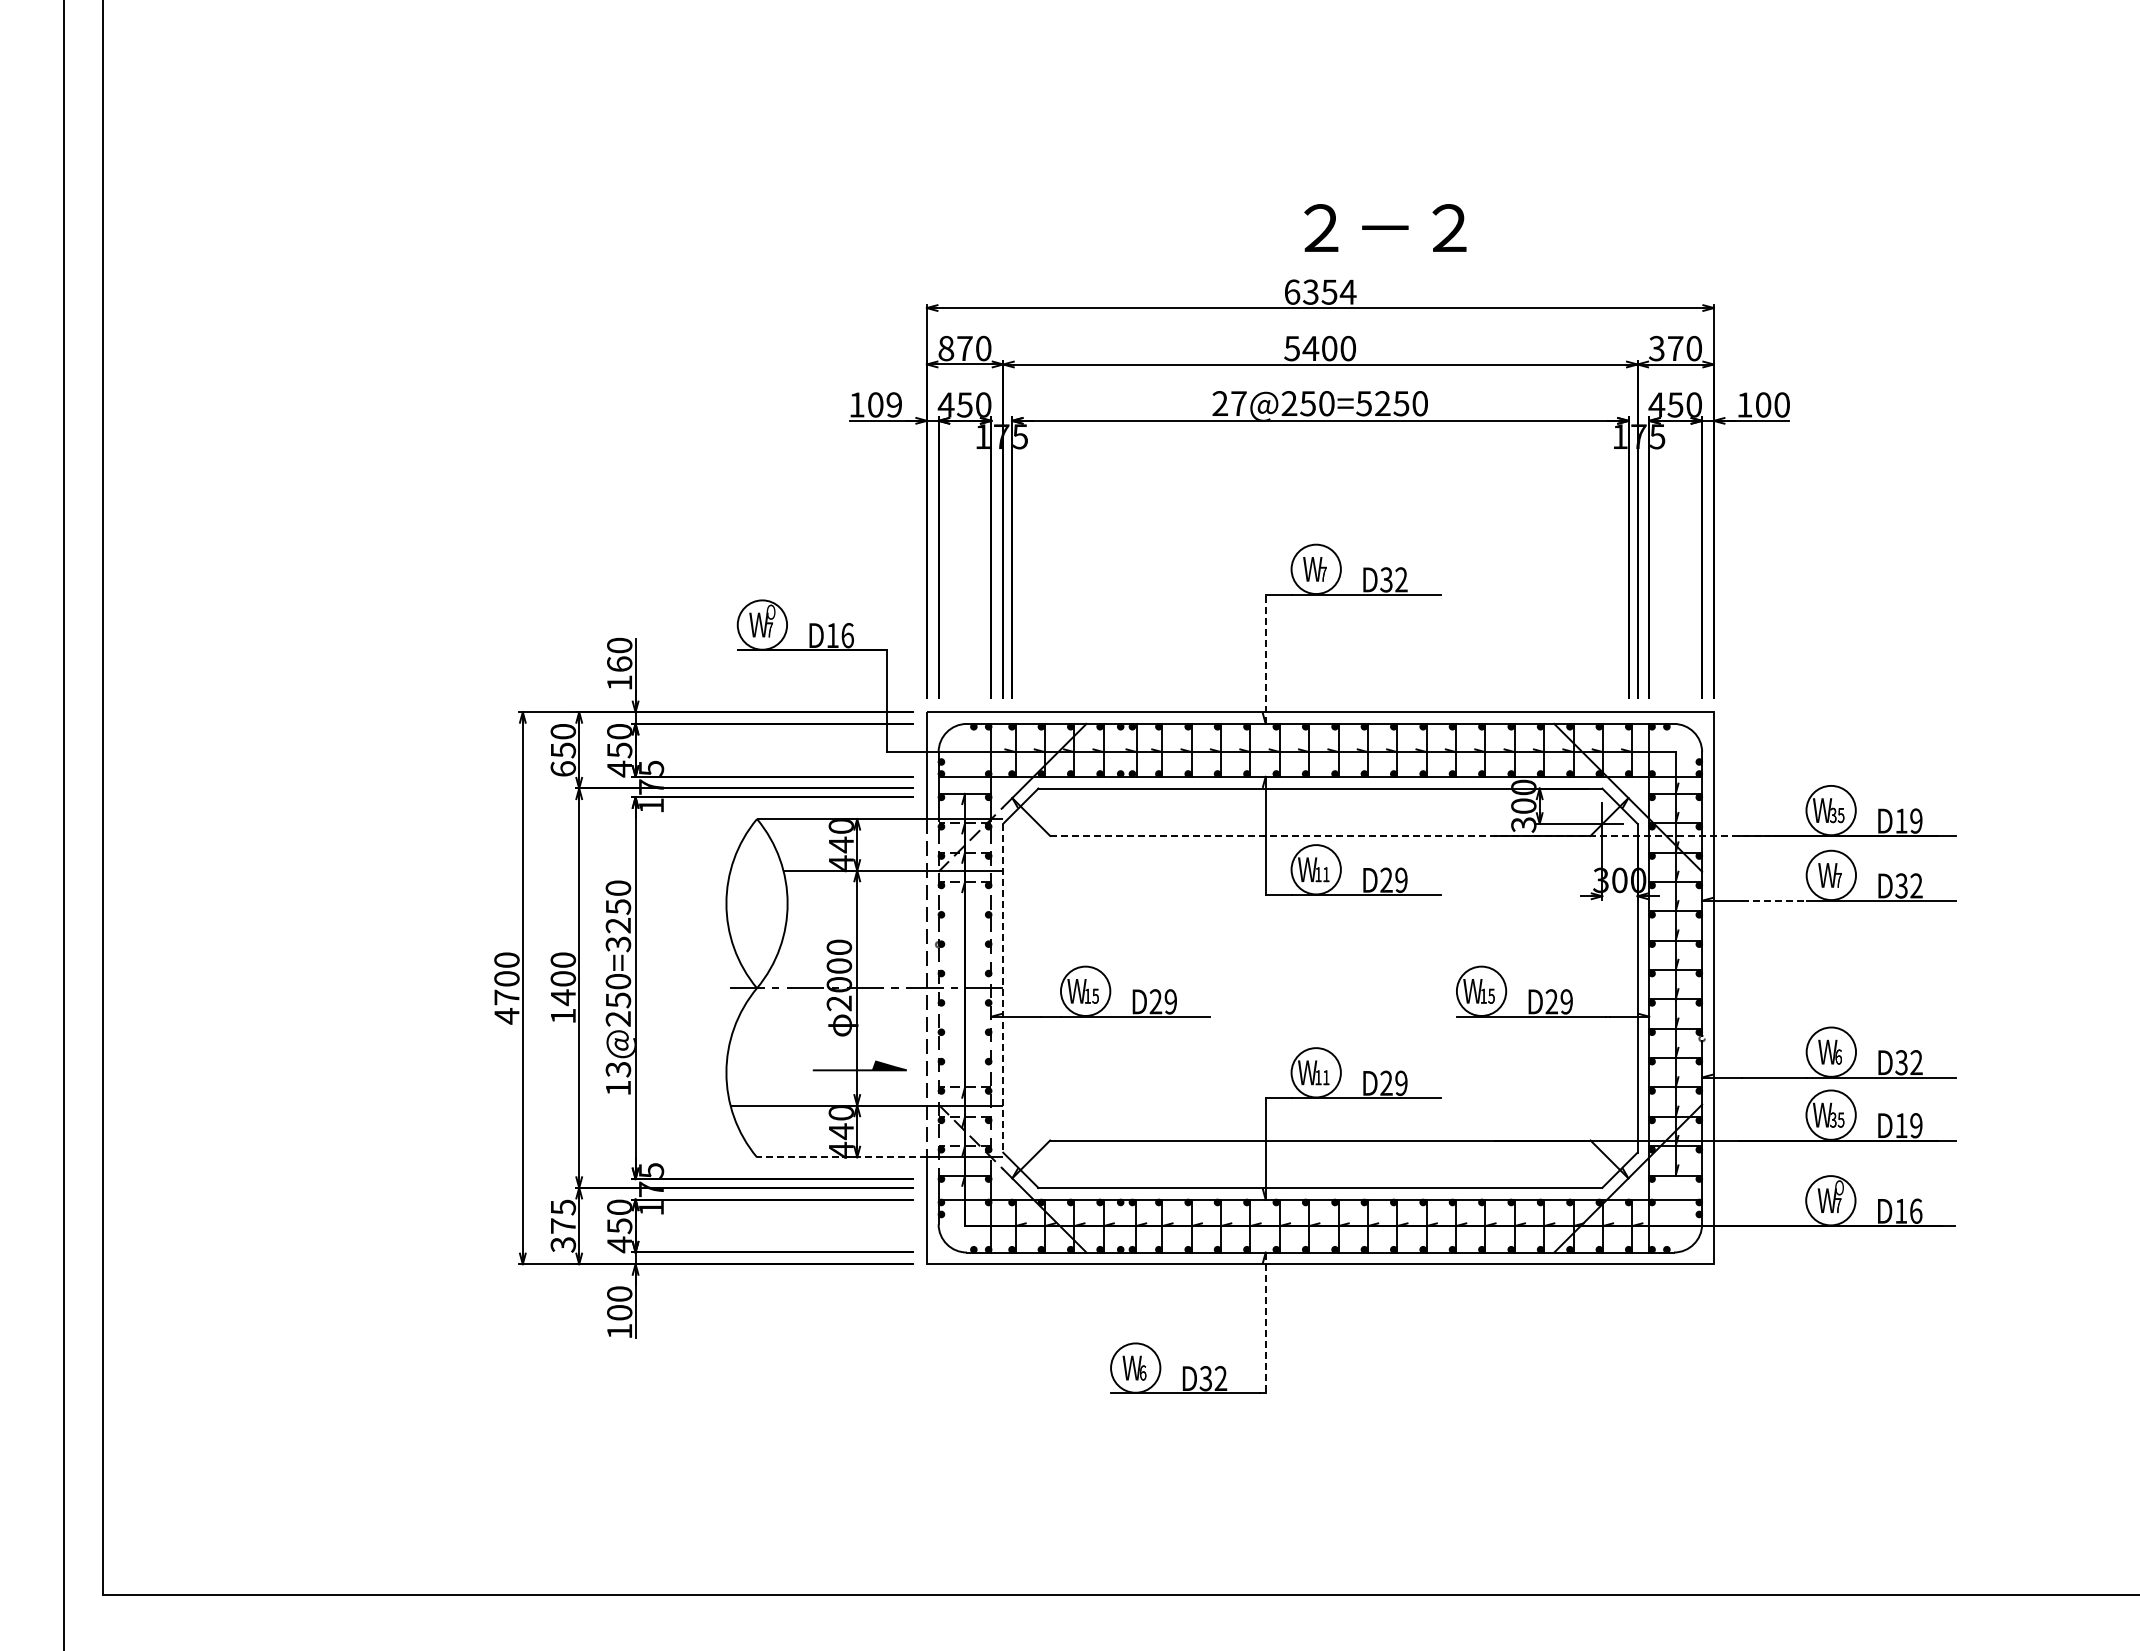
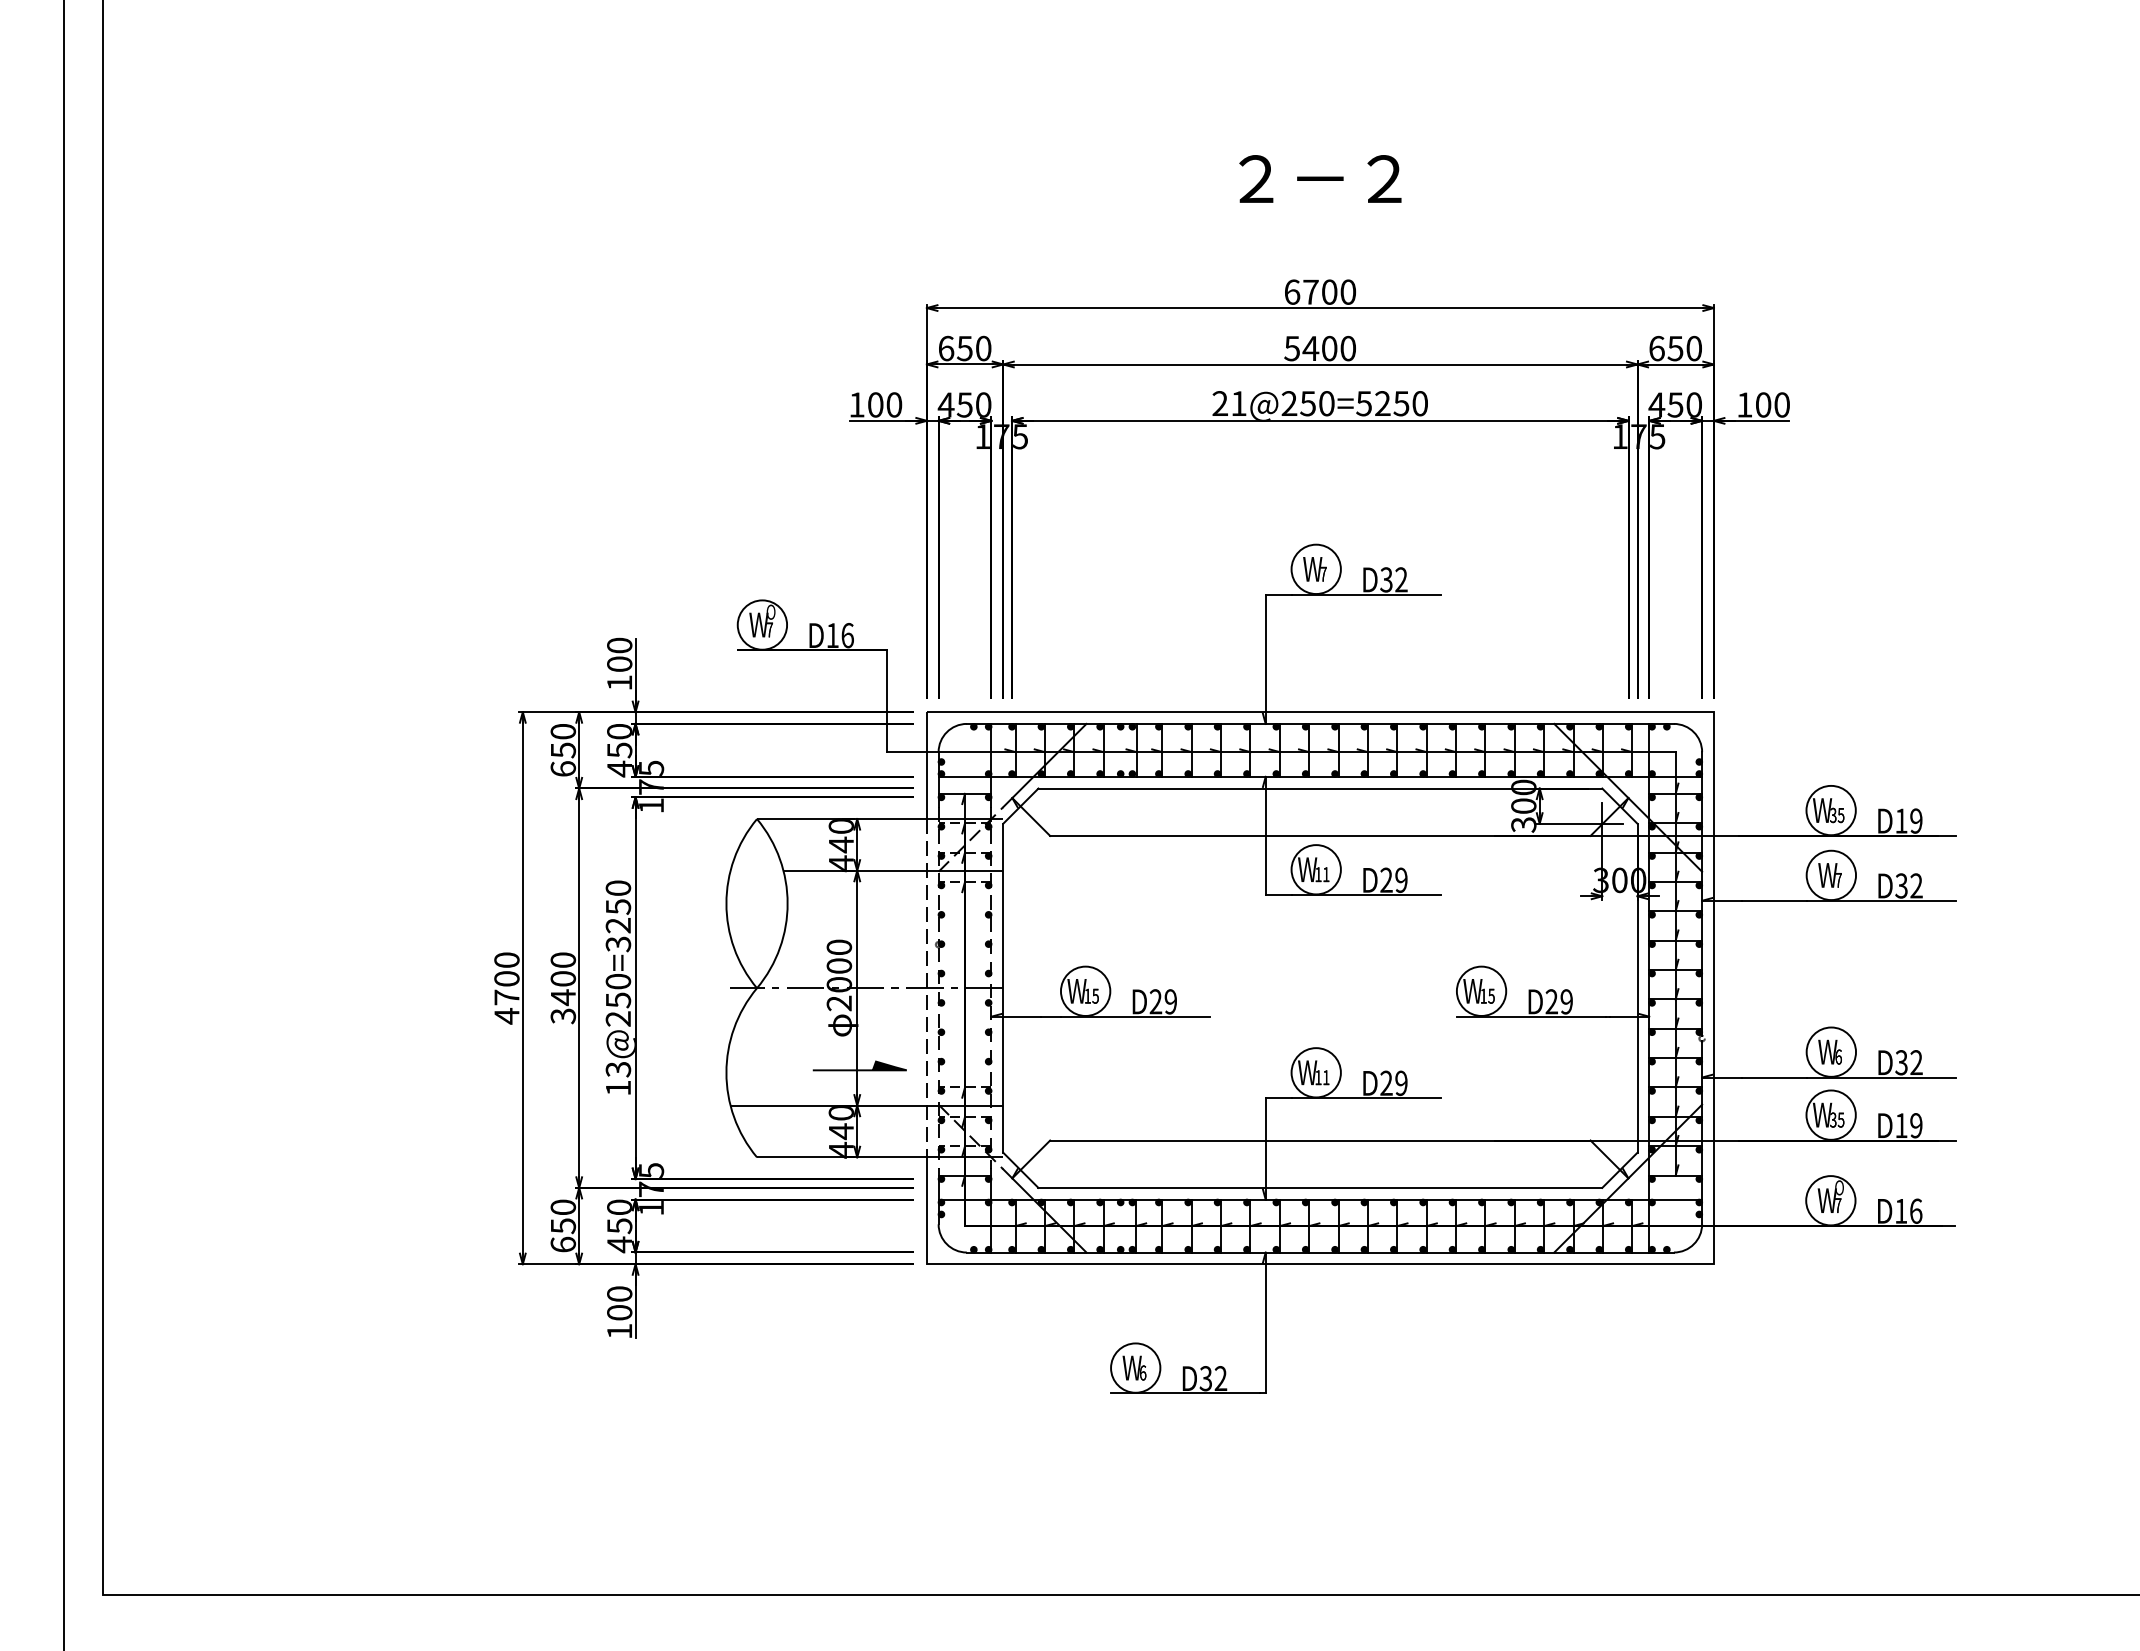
text position: (1385, 227) -> (1320, 178) (1320, 178)
text: 6354 -> 6700 (1329, 291)
text: 870 -> 650 (955, 348)
text: 370 -> 650 (1666, 348)
text: 27@250=5250 -> 21@250=5250 (1238, 403)
text: 109 -> 100 (894, 404)
line: dashed -> solid (1265, 659)
text: 160 -> 100 (619, 663)
line: dashed -> solid (1412, 835)
line: dashed -> solid (1774, 900)
line: dashed -> solid (1003, 988)
text: 1400 -> 3400 (563, 1016)
line: dashed -> solid (841, 1157)
text: 375 -> 650 (563, 1225)
line: dashed -> solid (1265, 1323)
